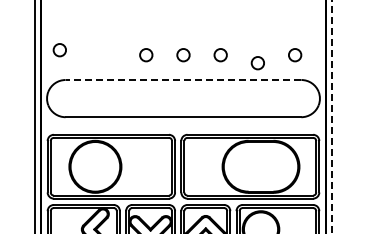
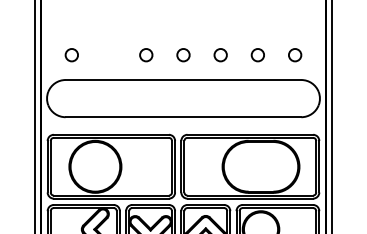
circle position: (59, 50) -> (71, 55) (71, 55)
circle position: (257, 63) -> (257, 55) (257, 55)
line: dashed -> solid (183, 80)
line: dashed -> solid (332, 117)
